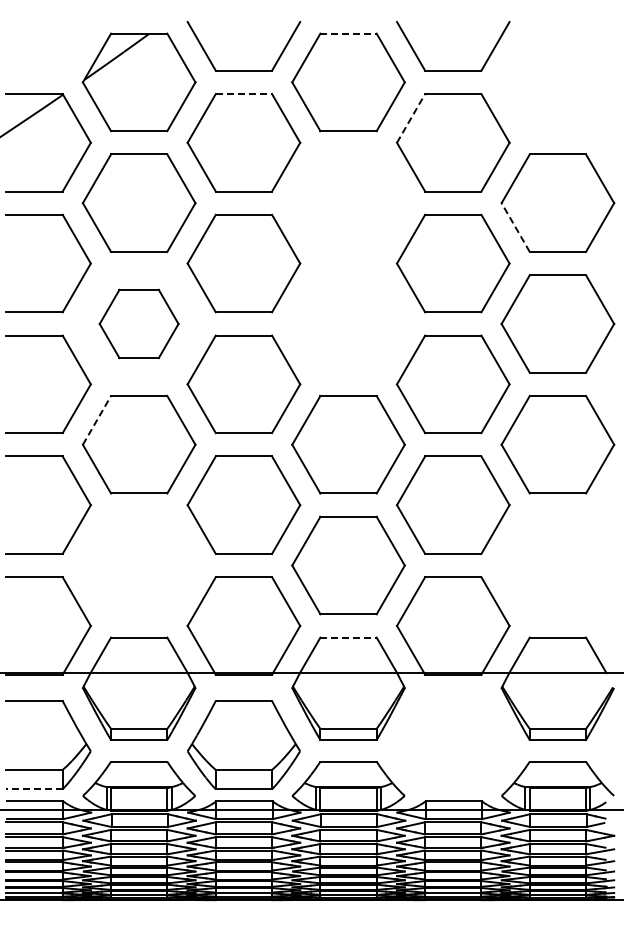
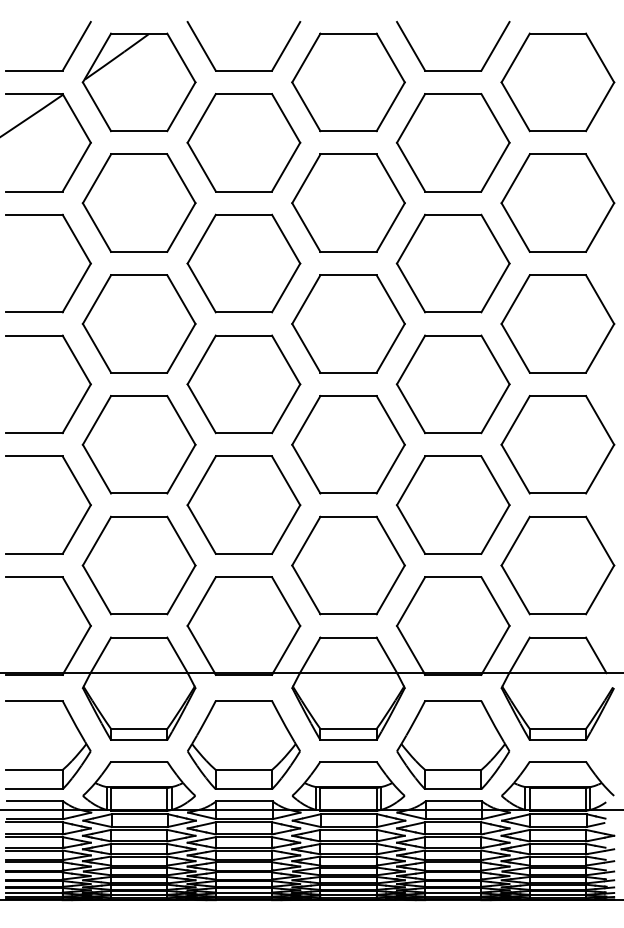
line: dashed -> solid (349, 33)
part: none -> present (69, 56)
part: none -> present (557, 82)
line: dashed -> solid (244, 94)
line: dashed -> solid (411, 117)
part: none -> present (348, 202)
line: dashed -> solid (515, 227)
part size: 82x72 px -> 116x100 px (138, 323)
part: none -> present (348, 323)
line: dashed -> solid (97, 419)
part: none -> present (138, 565)
part: none -> present (557, 565)
line: dashed -> solid (349, 637)
part: none -> present (453, 744)
line: dashed -> solid (34, 789)
